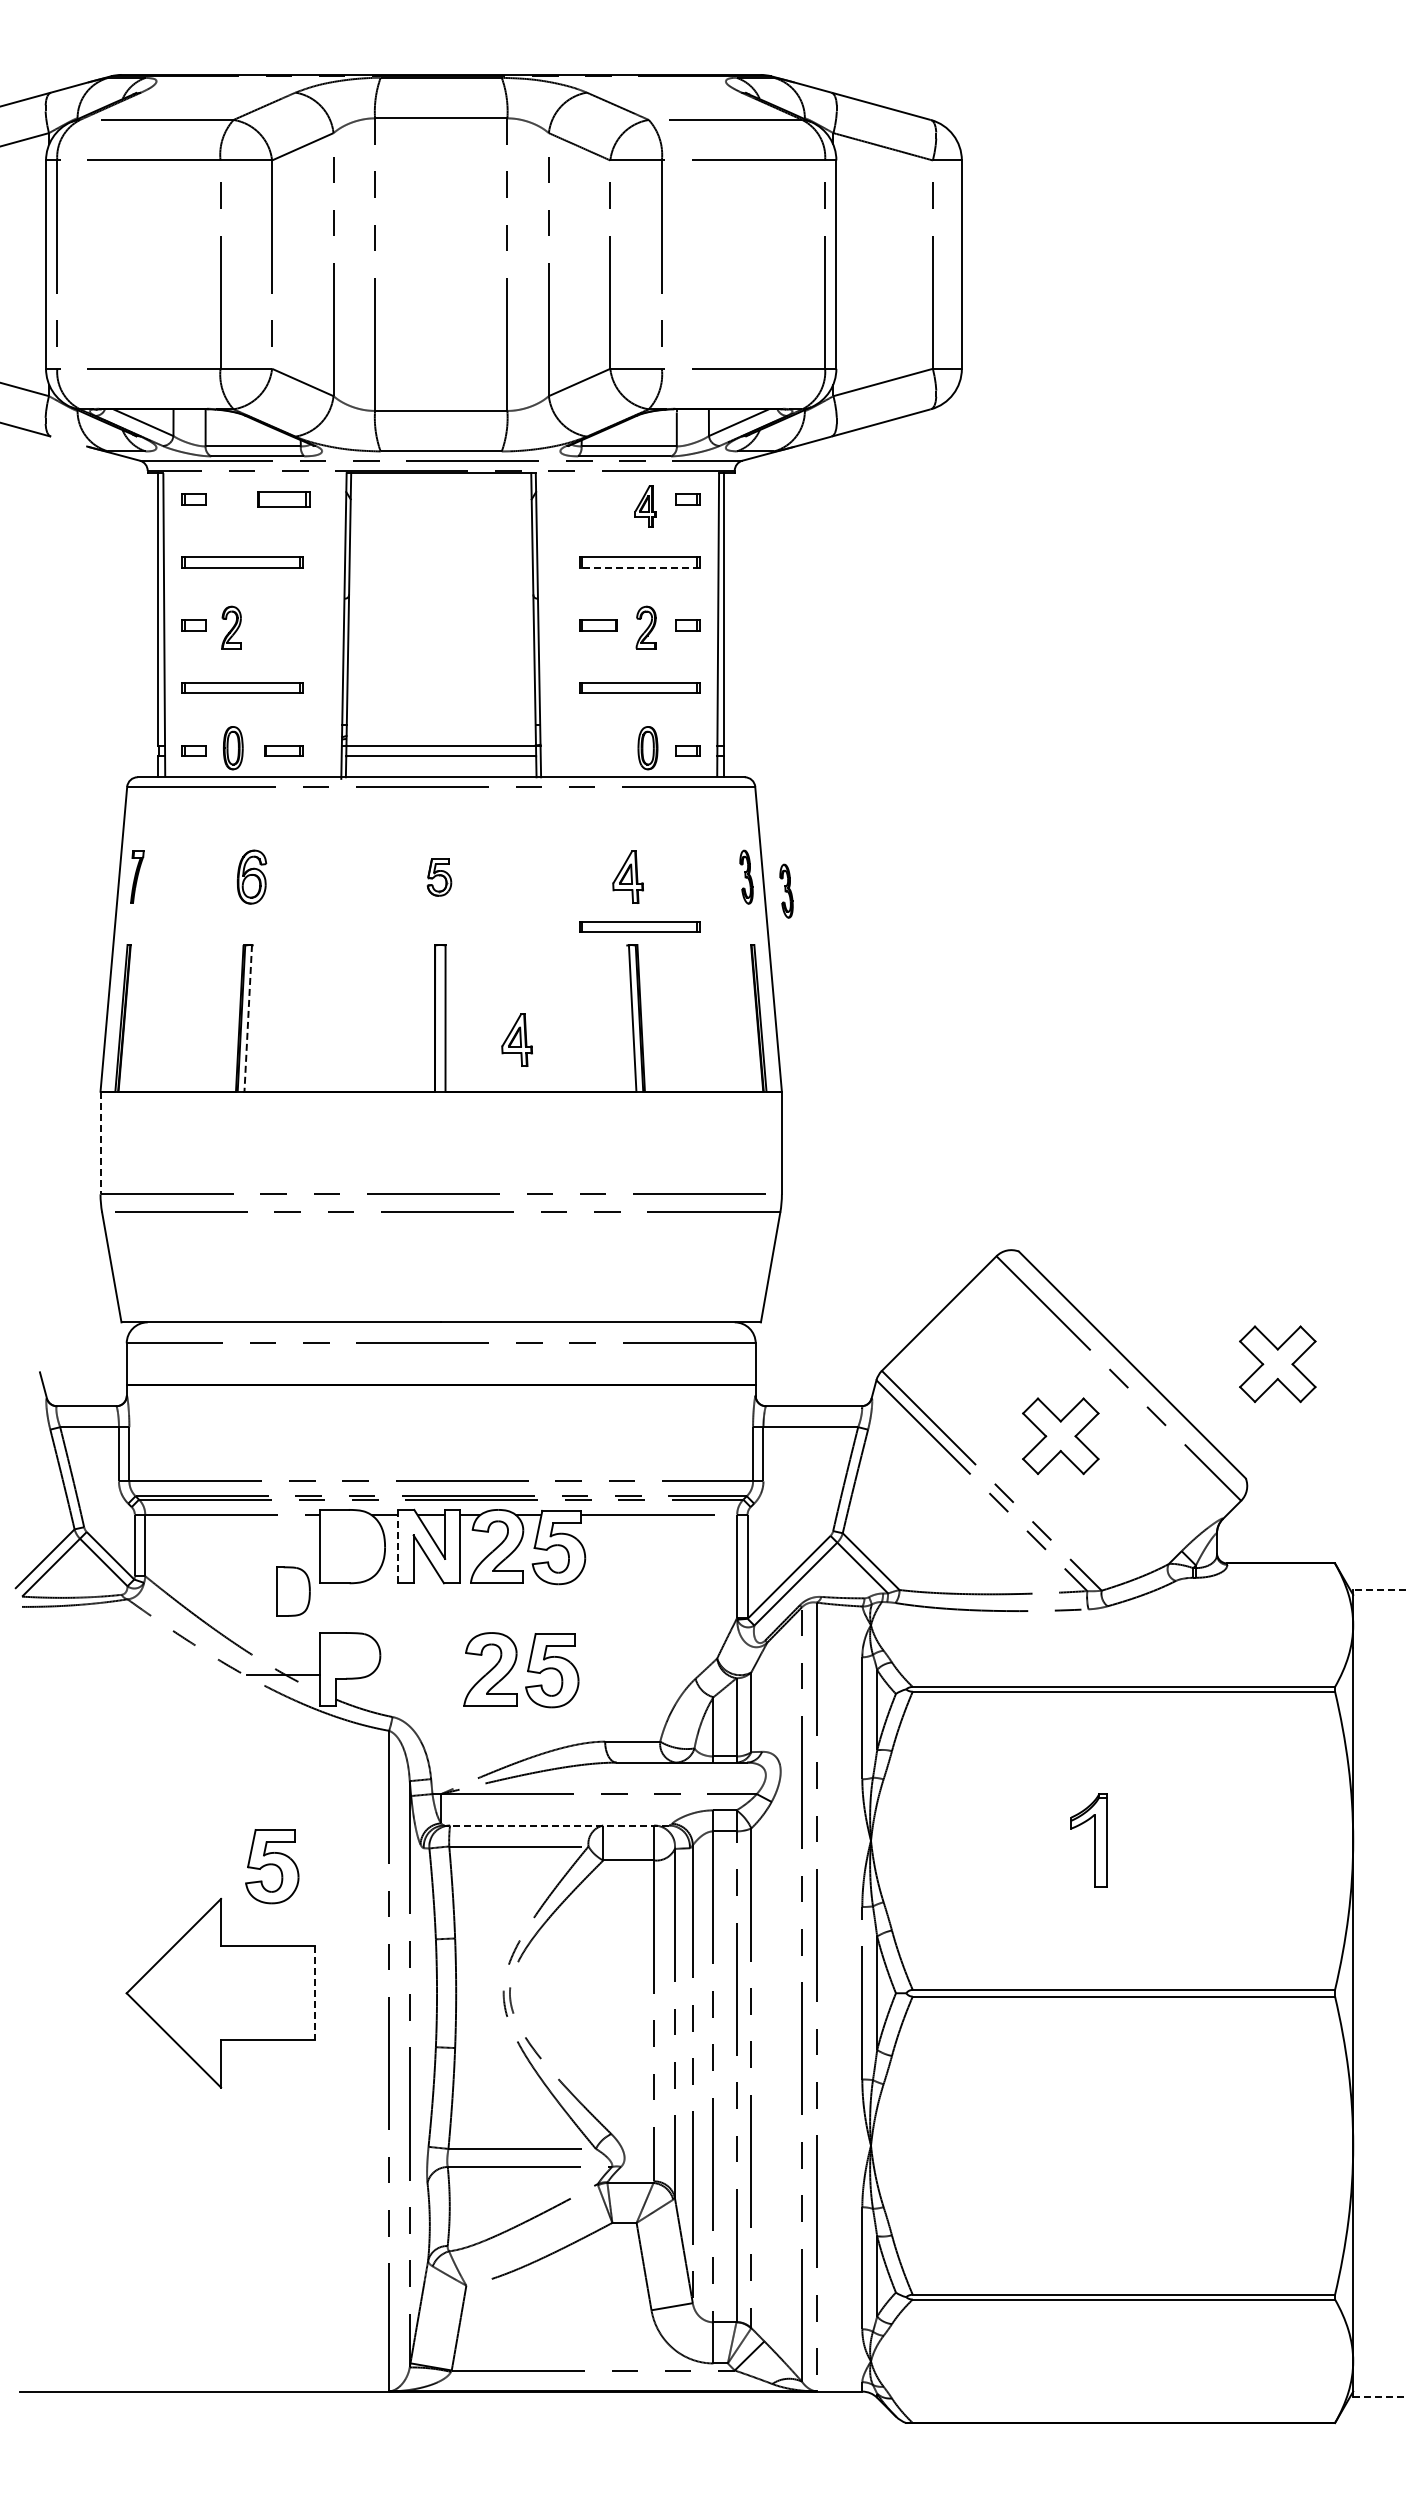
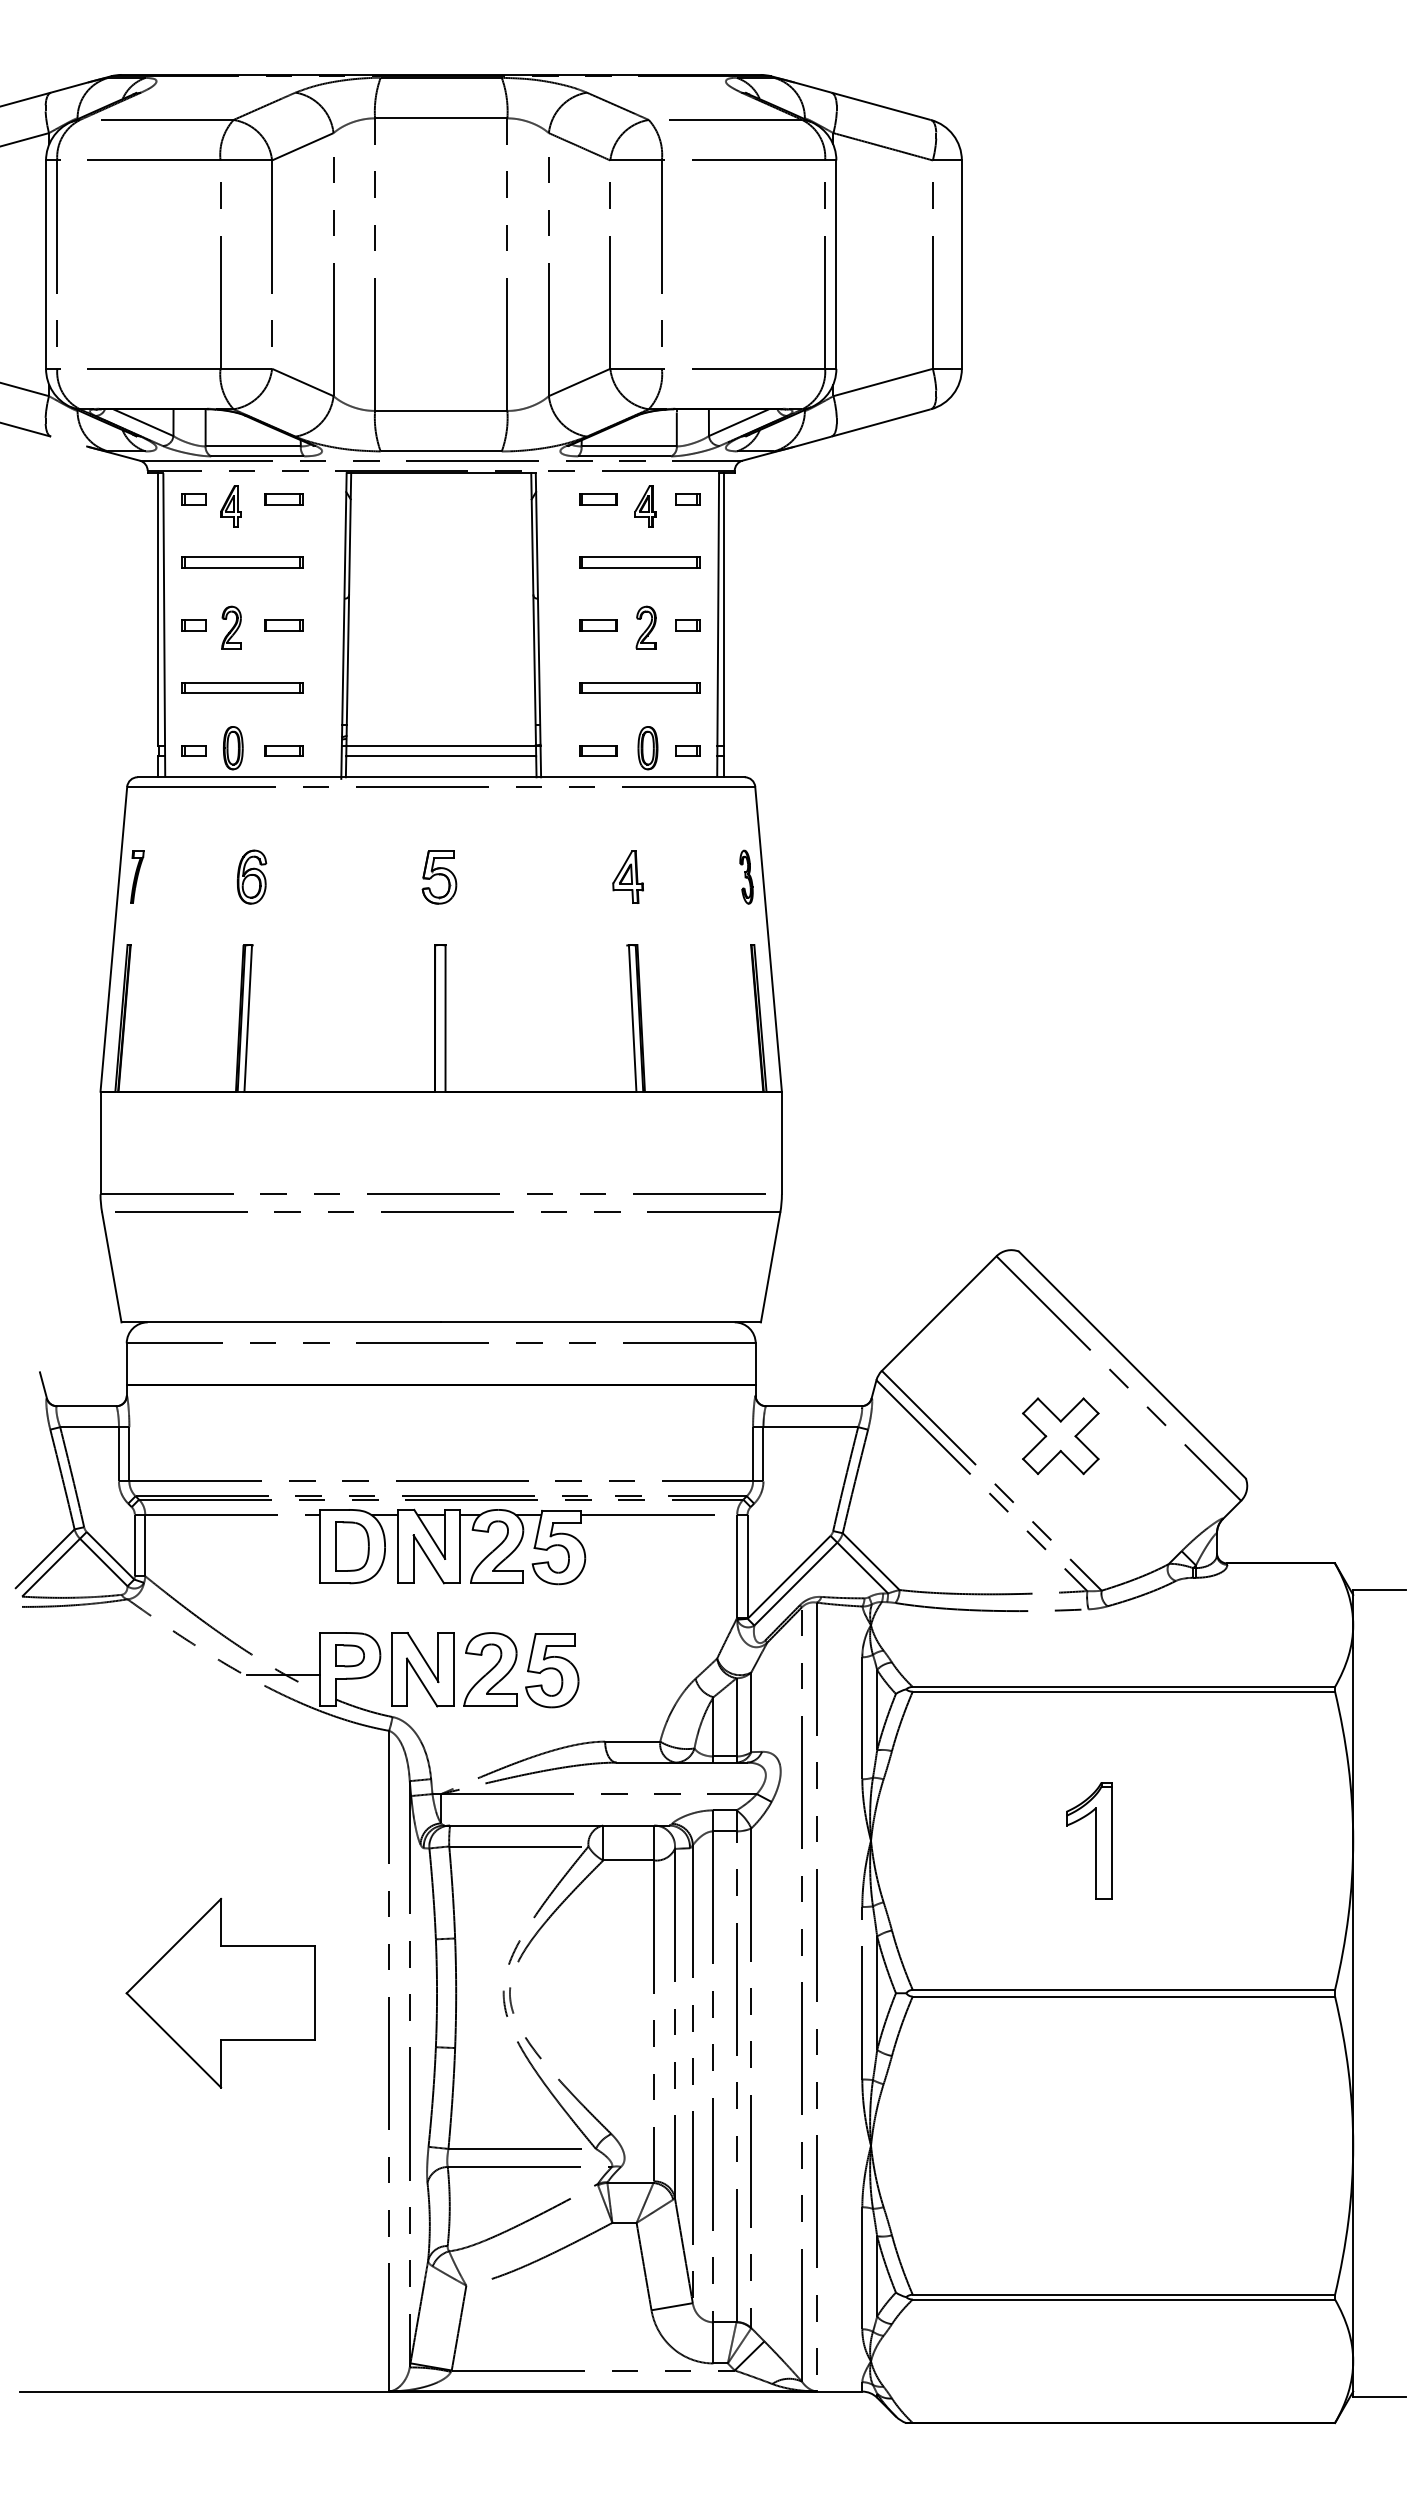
part size: 54x17 px -> 40x13 px (283, 499)
part: none -> present (598, 499)
part: none -> present (230, 506)
line: dashed -> solid (639, 567)
part: none -> present (283, 625)
part: none -> present (598, 750)
part size: 27x39 px -> 37x55 px (439, 877)
part: present -> none (786, 890)
part: present -> none (639, 926)
line: dashed -> solid (248, 1019)
part: present -> none (516, 1039)
line: dashed -> solid (100, 1143)
part: present -> none (1277, 1364)
line: dashed -> solid (398, 1546)
line: dashed -> solid (1378, 1589)
part position: (293, 1591) -> (352, 1546) (352, 1546)
part: none -> present (349, 1655)
part: none -> present (422, 1669)
line: dashed -> solid (556, 1825)
part size: 38x95 px -> 47x118 px (1089, 1840)
part: present -> none (272, 1866)
line: dashed -> solid (315, 1993)
line: dashed -> solid (1379, 2396)
